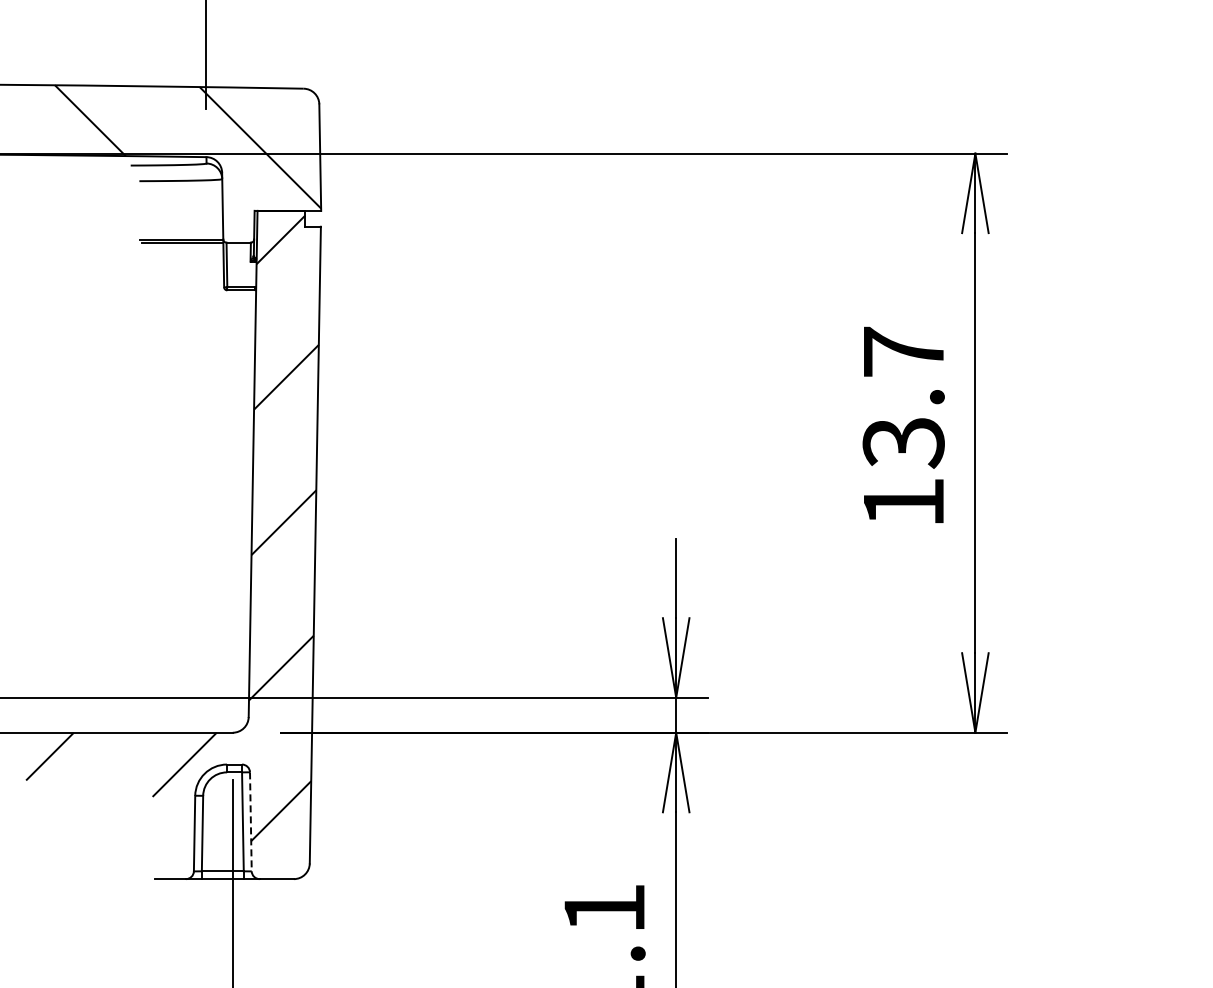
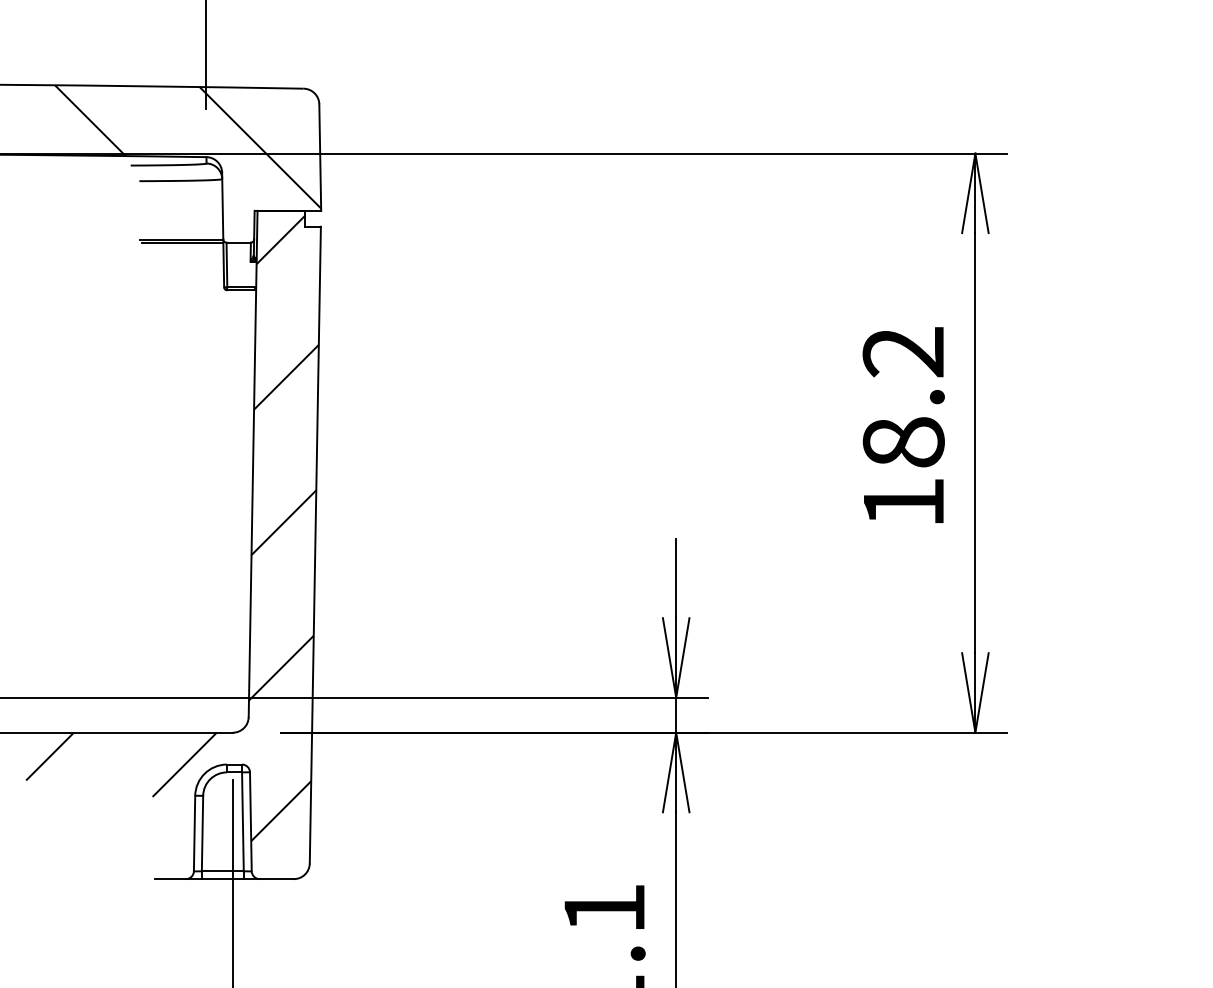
text: 13.7 -> 18.2 (903, 397)
line: dashed -> solid (250, 822)
